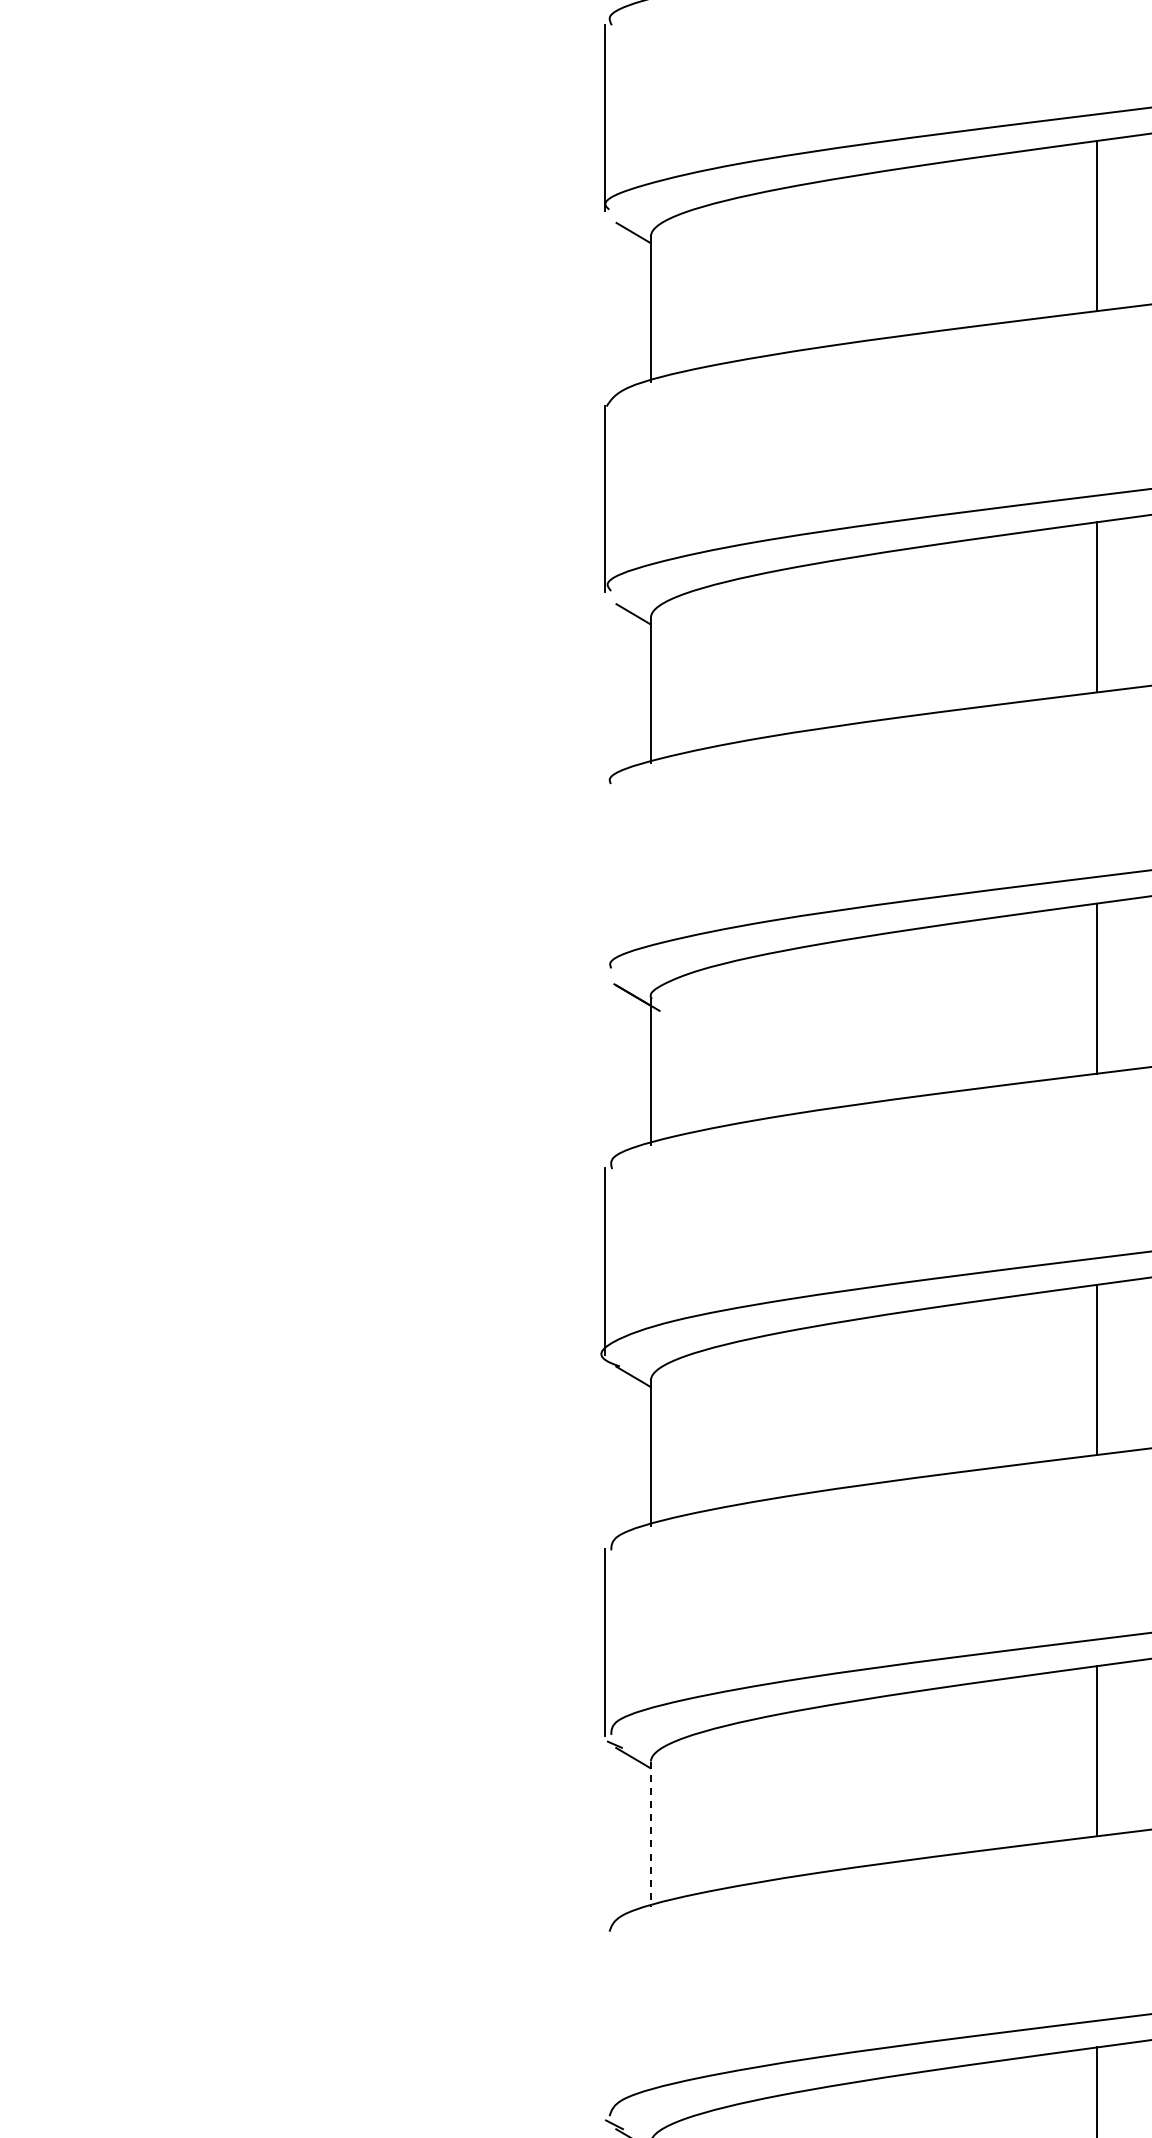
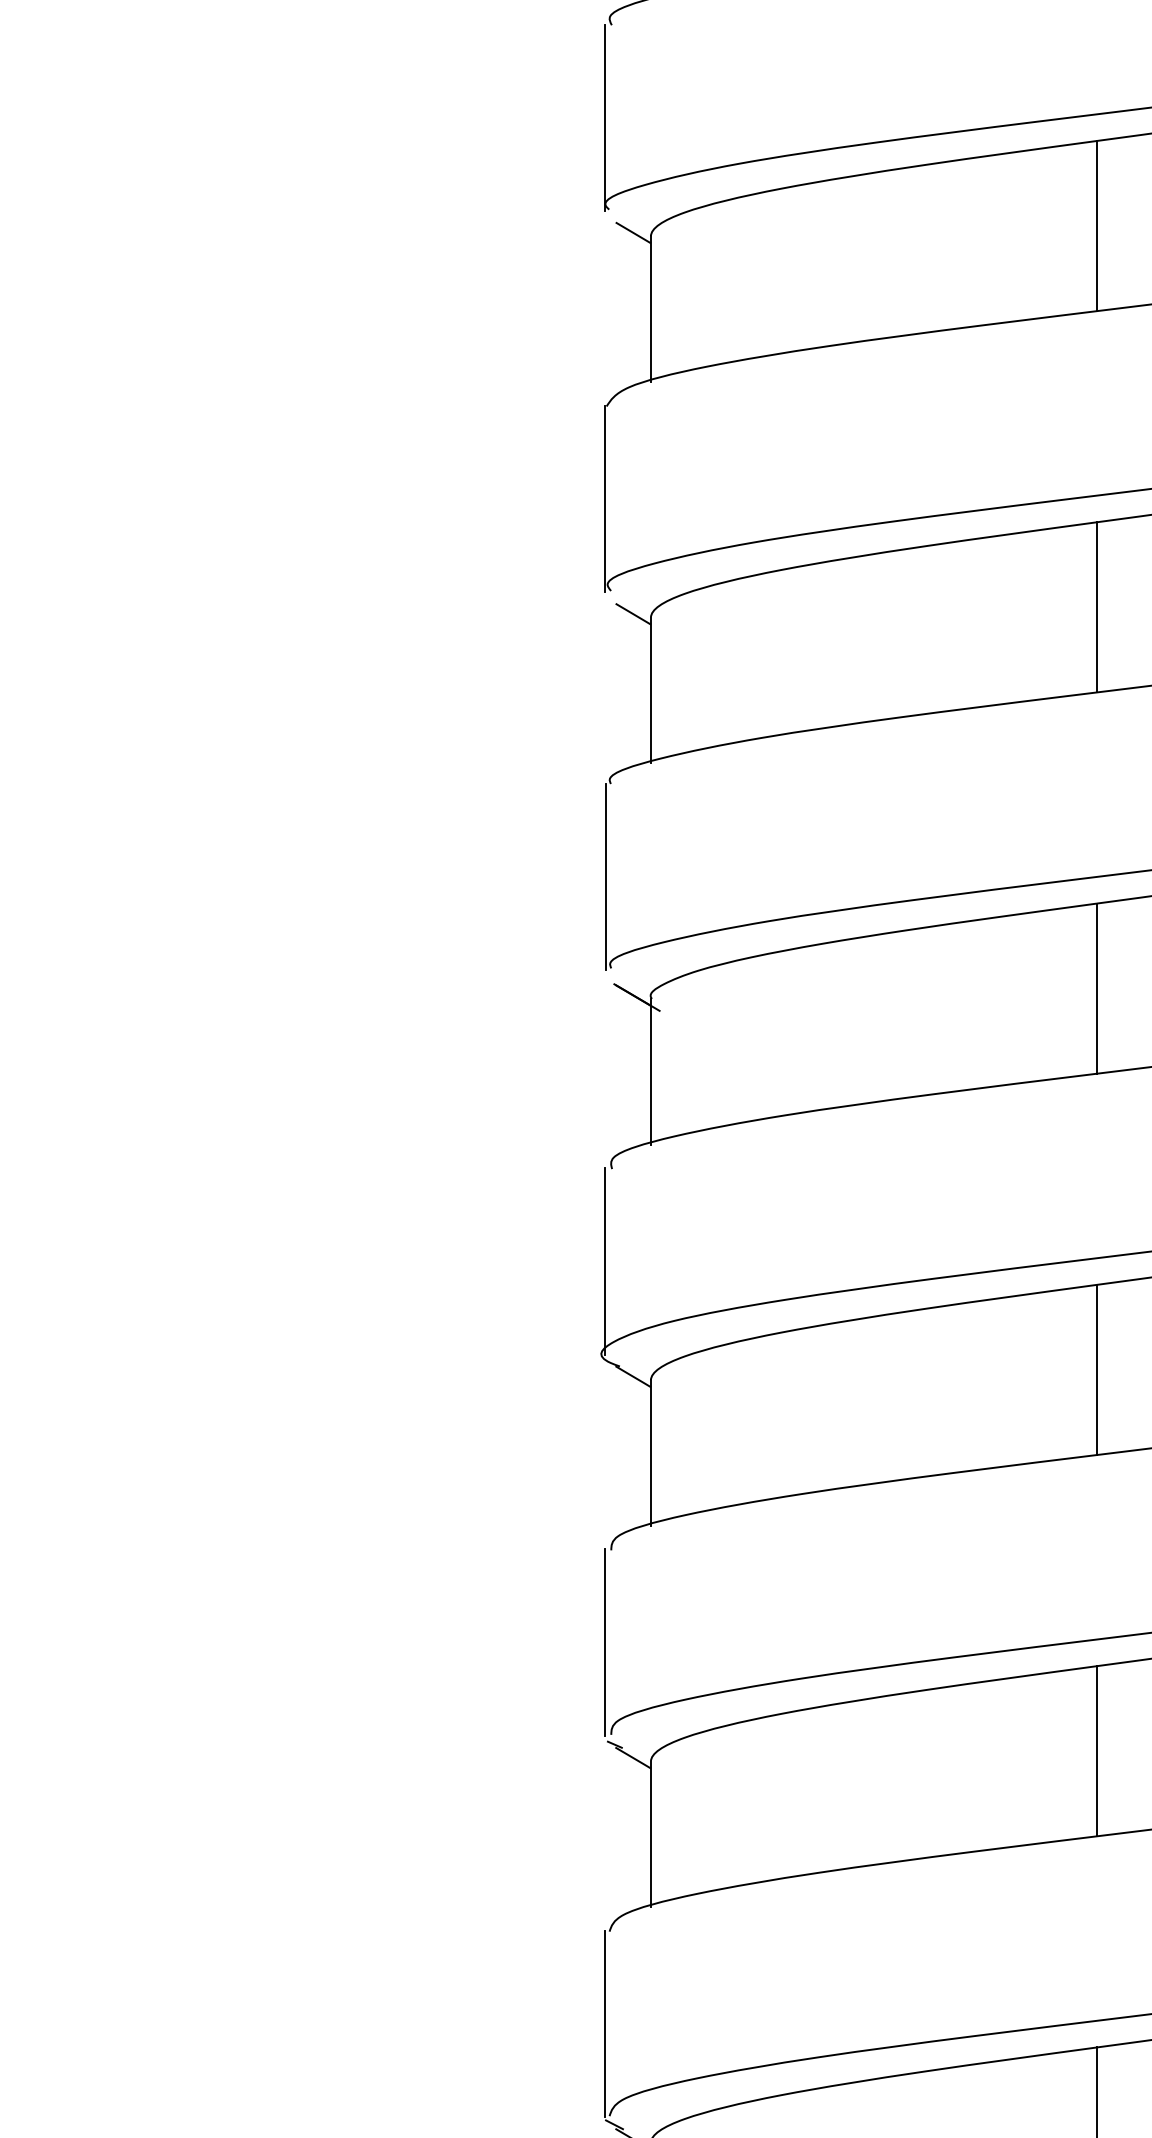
line: none -> present (605, 876)
line: dashed -> solid (650, 1834)
line: none -> present (604, 2023)
